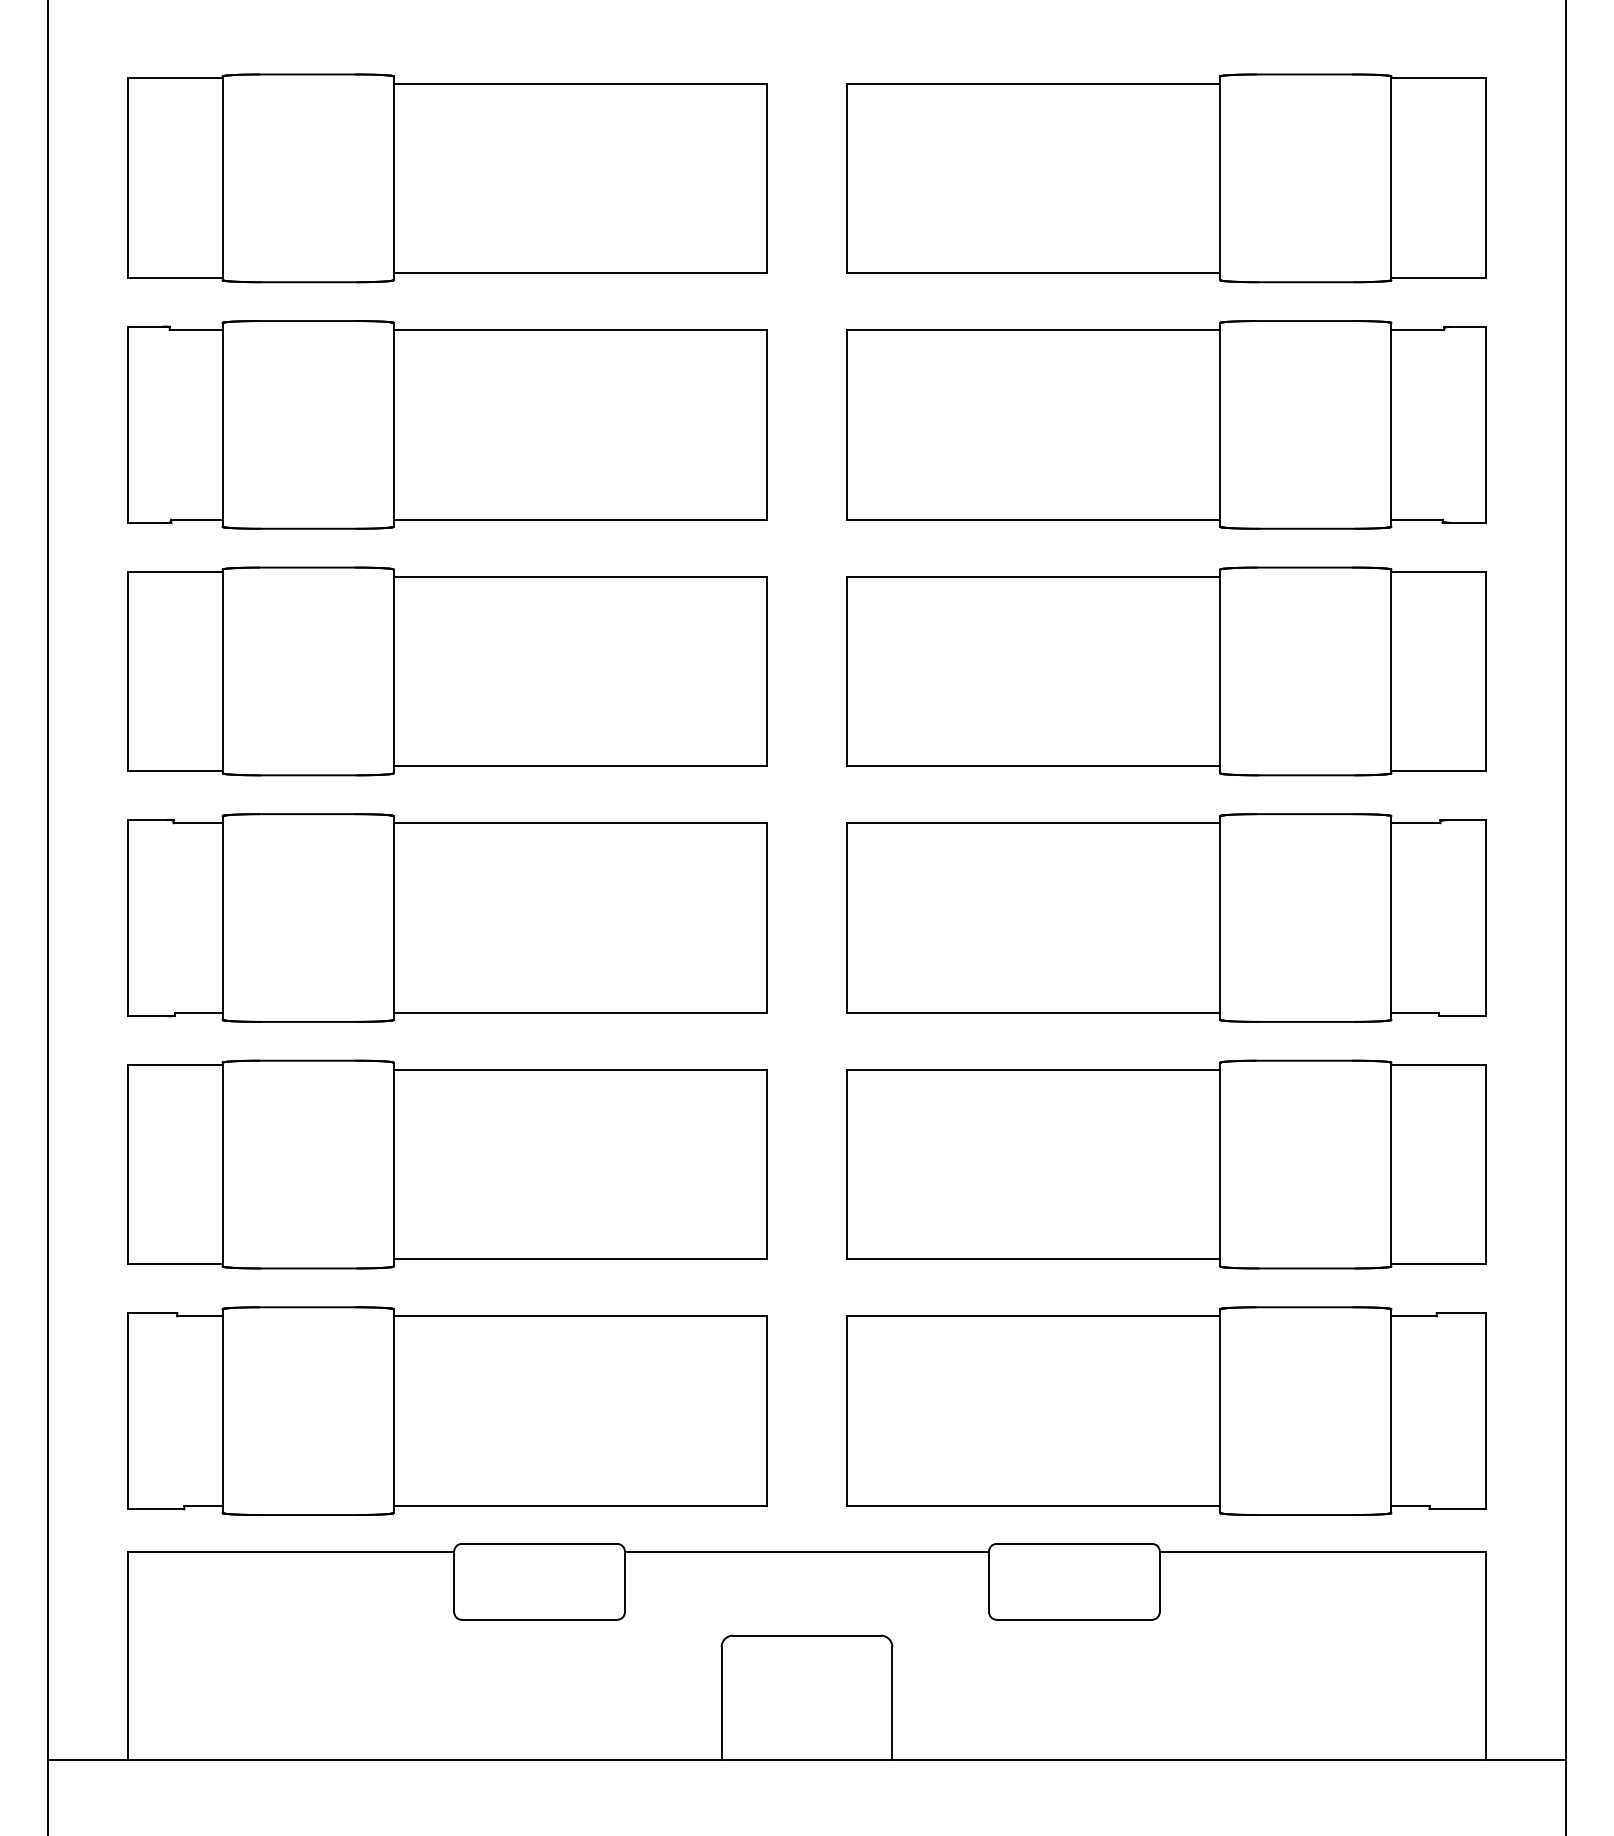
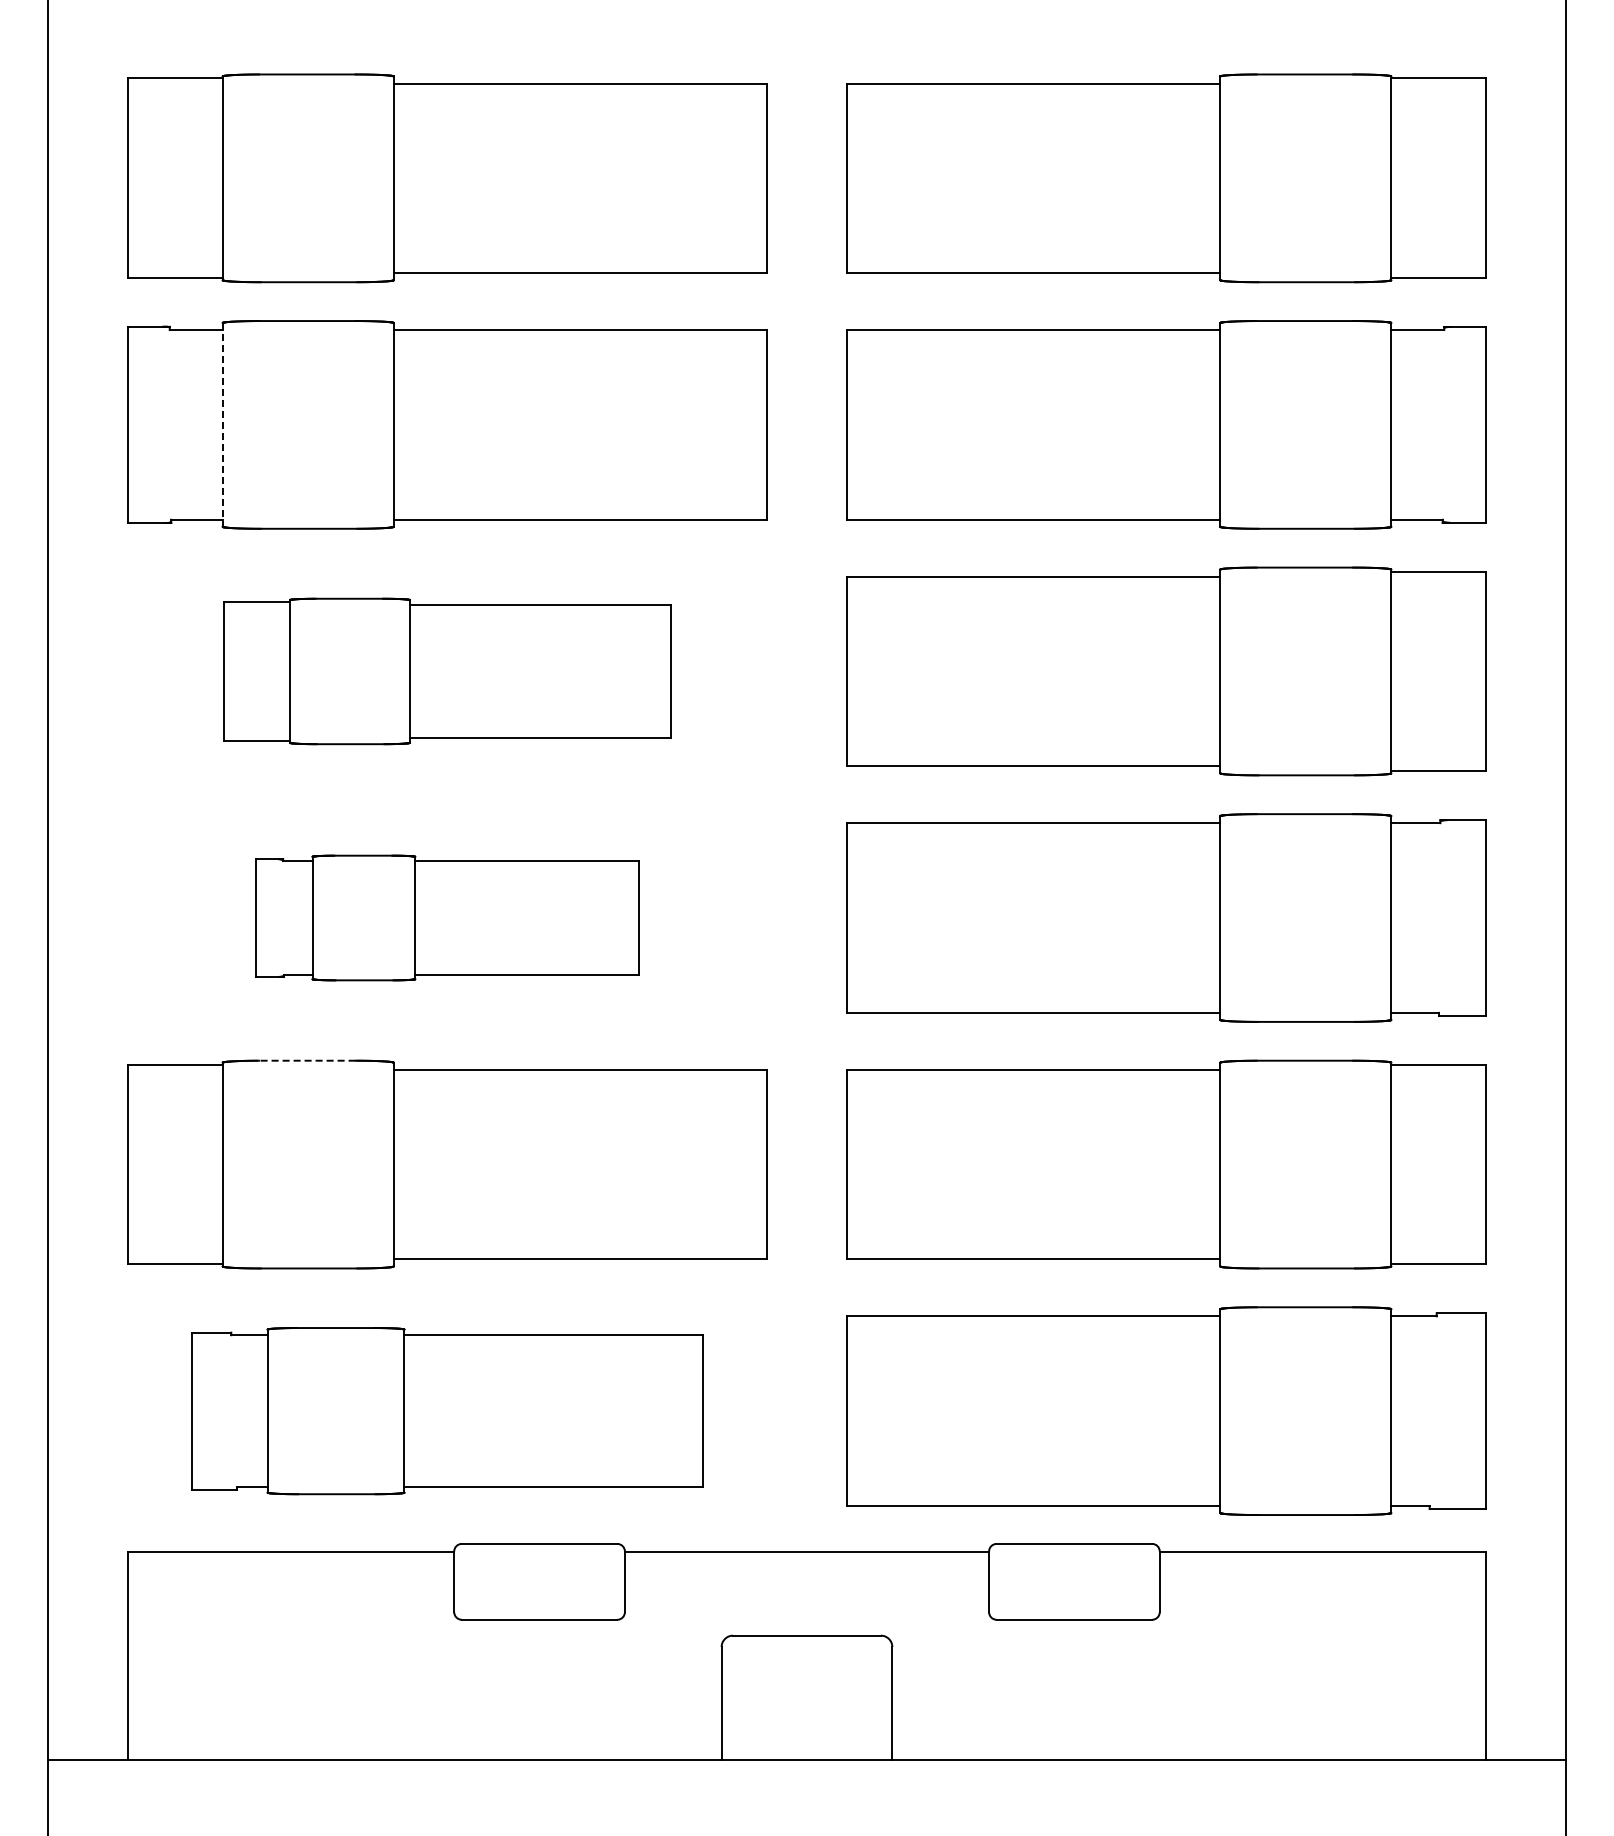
line: solid -> dashed (222, 424)
part size: 641x211 px -> 449x149 px (447, 671)
part size: 641x210 px -> 385x128 px (447, 917)
line: solid -> dashed (306, 1060)
part size: 641x210 px -> 513x169 px (447, 1411)
